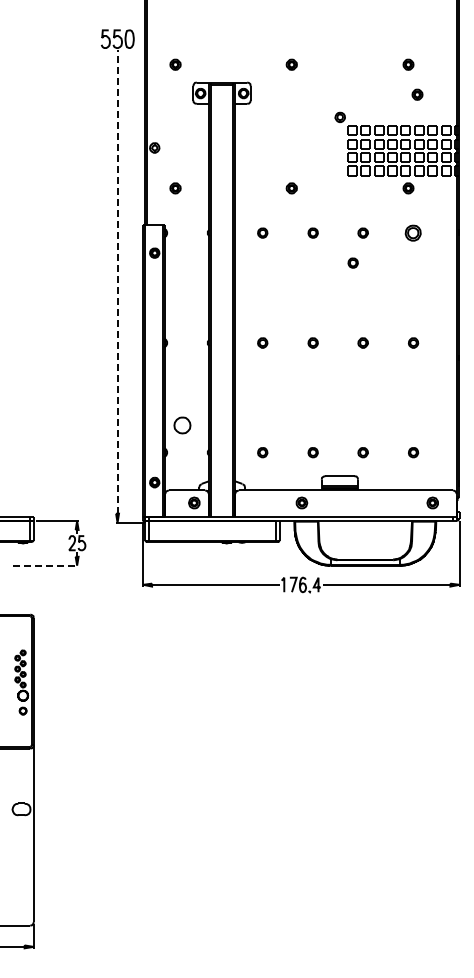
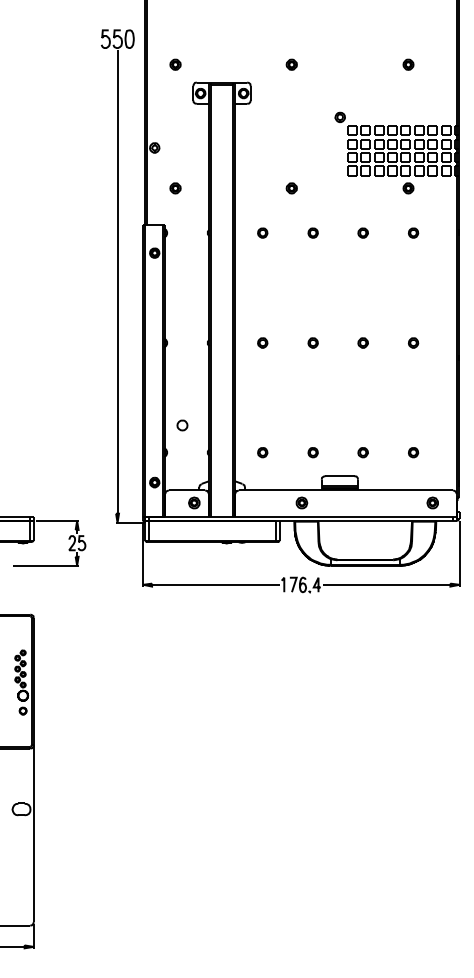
part: present -> none (417, 94)
part size: 18x18 px -> 12x12 px (413, 232)
part: present -> none (352, 262)
line: dashed -> solid (117, 281)
part size: 19x19 px -> 13x13 px (182, 425)
line: dashed -> solid (46, 565)
